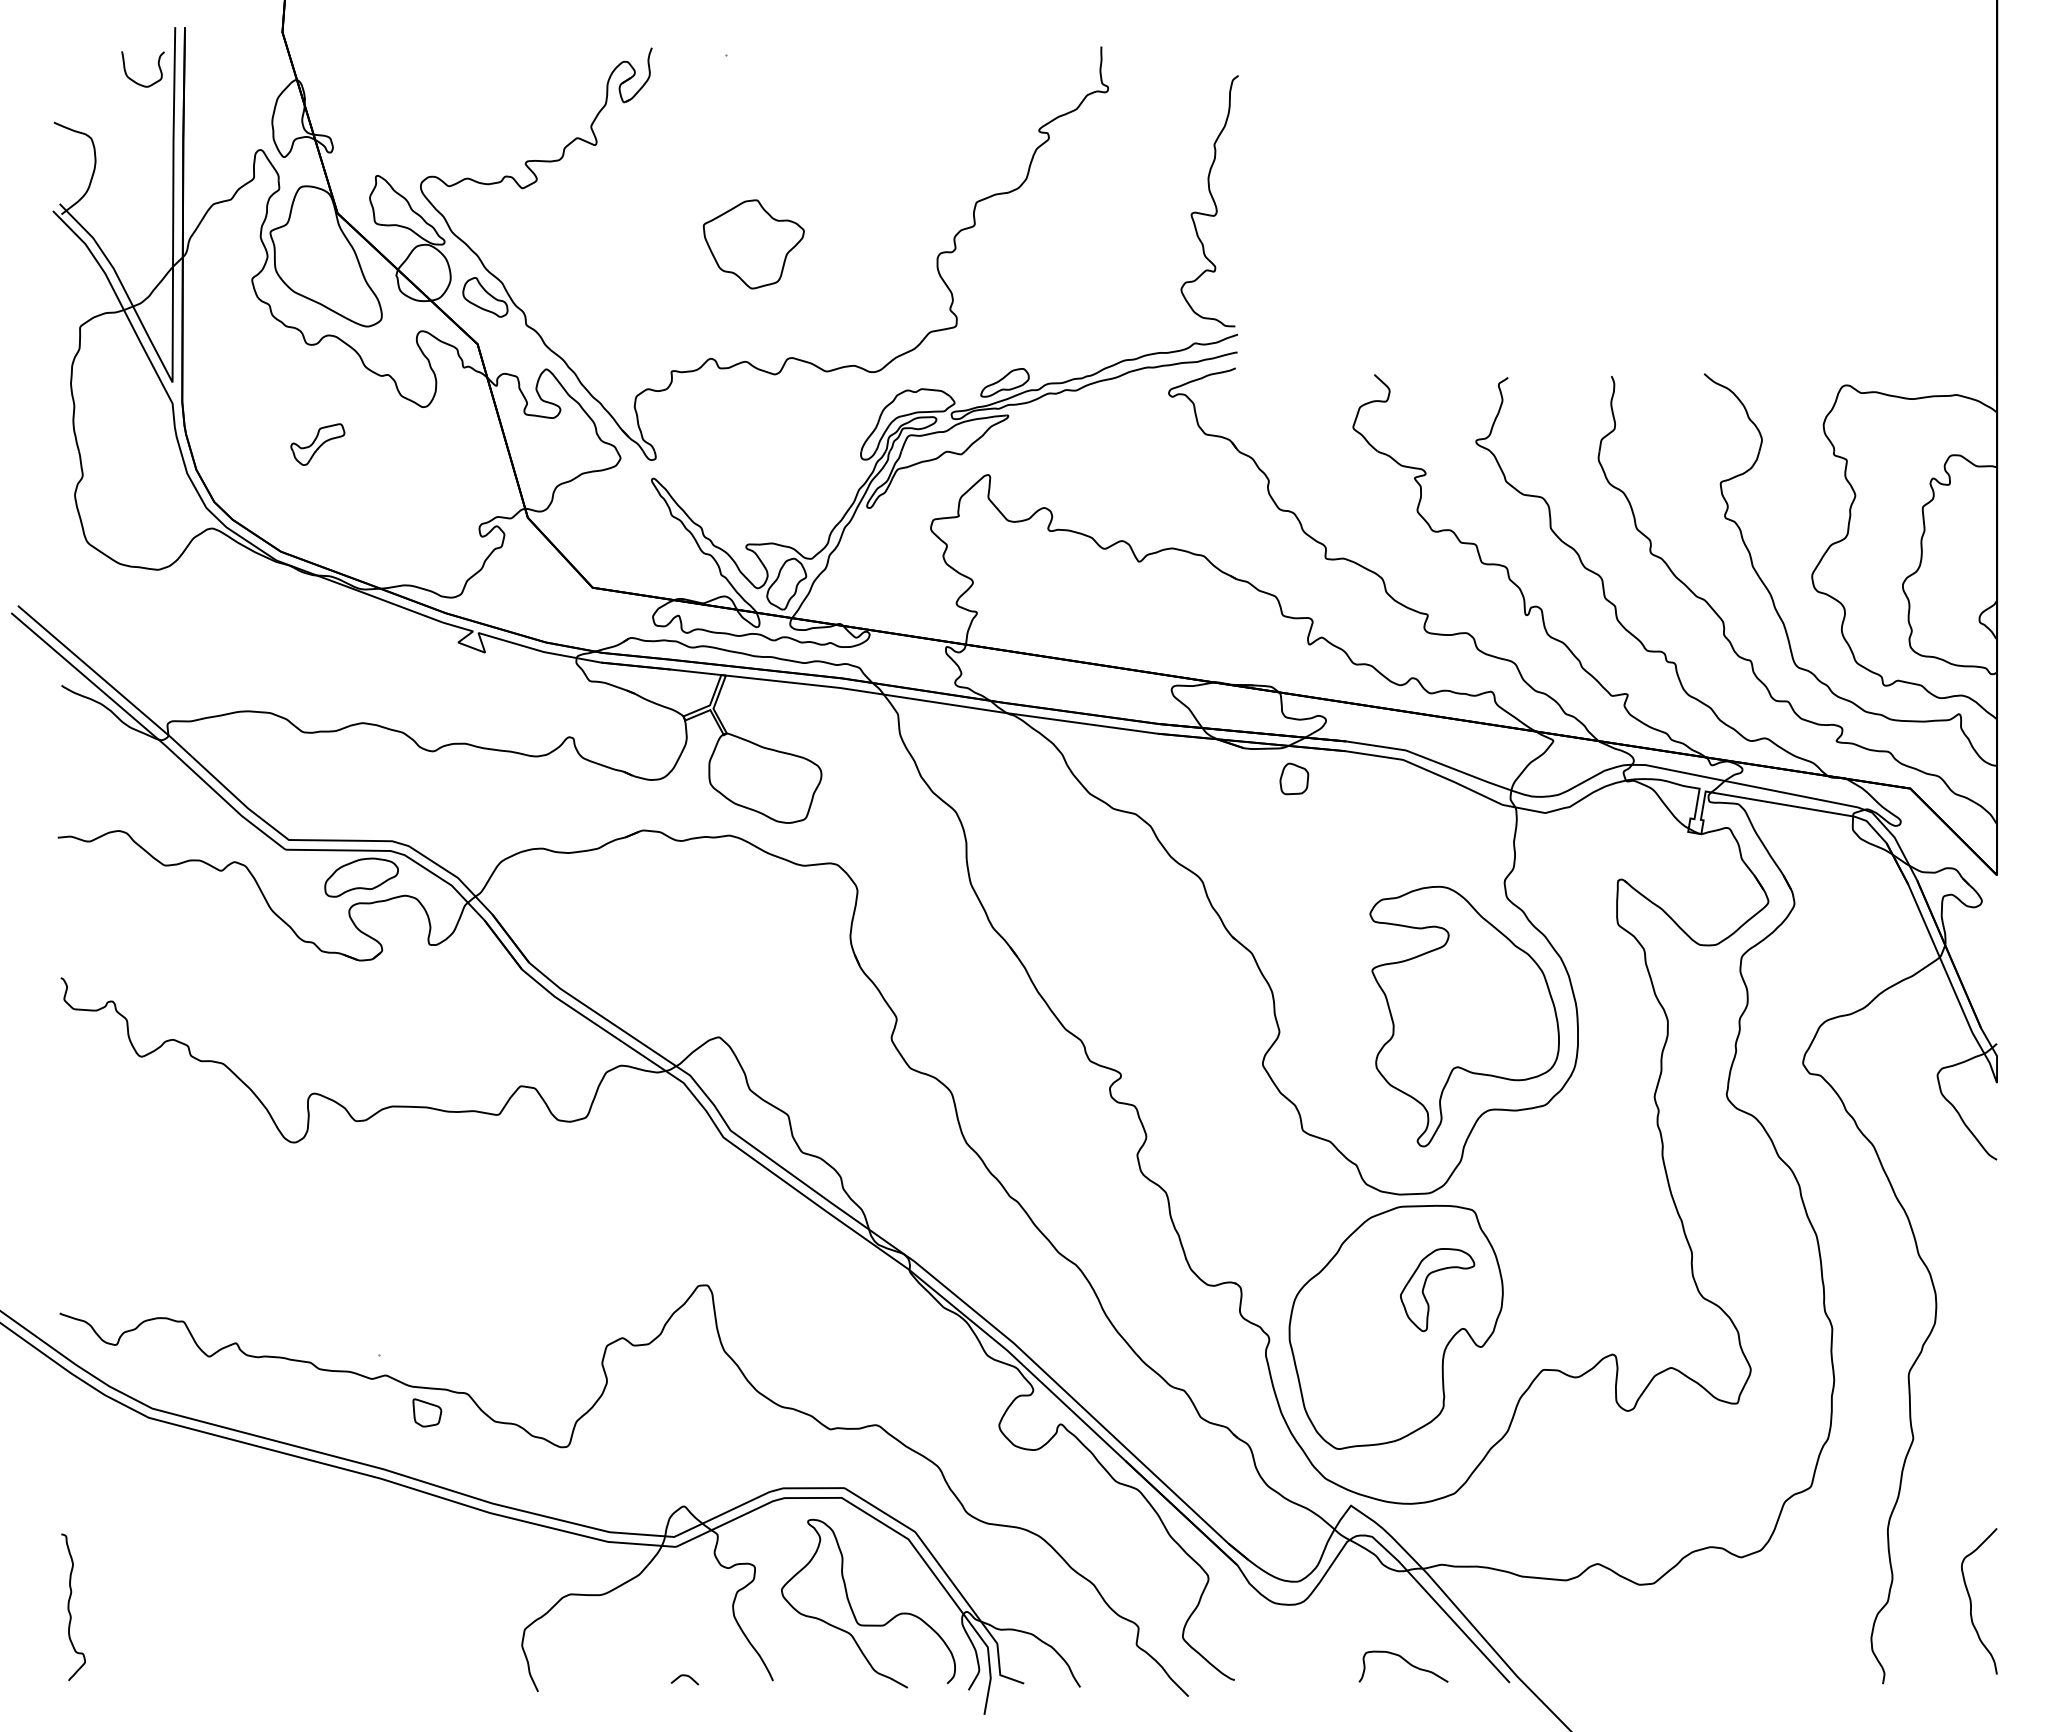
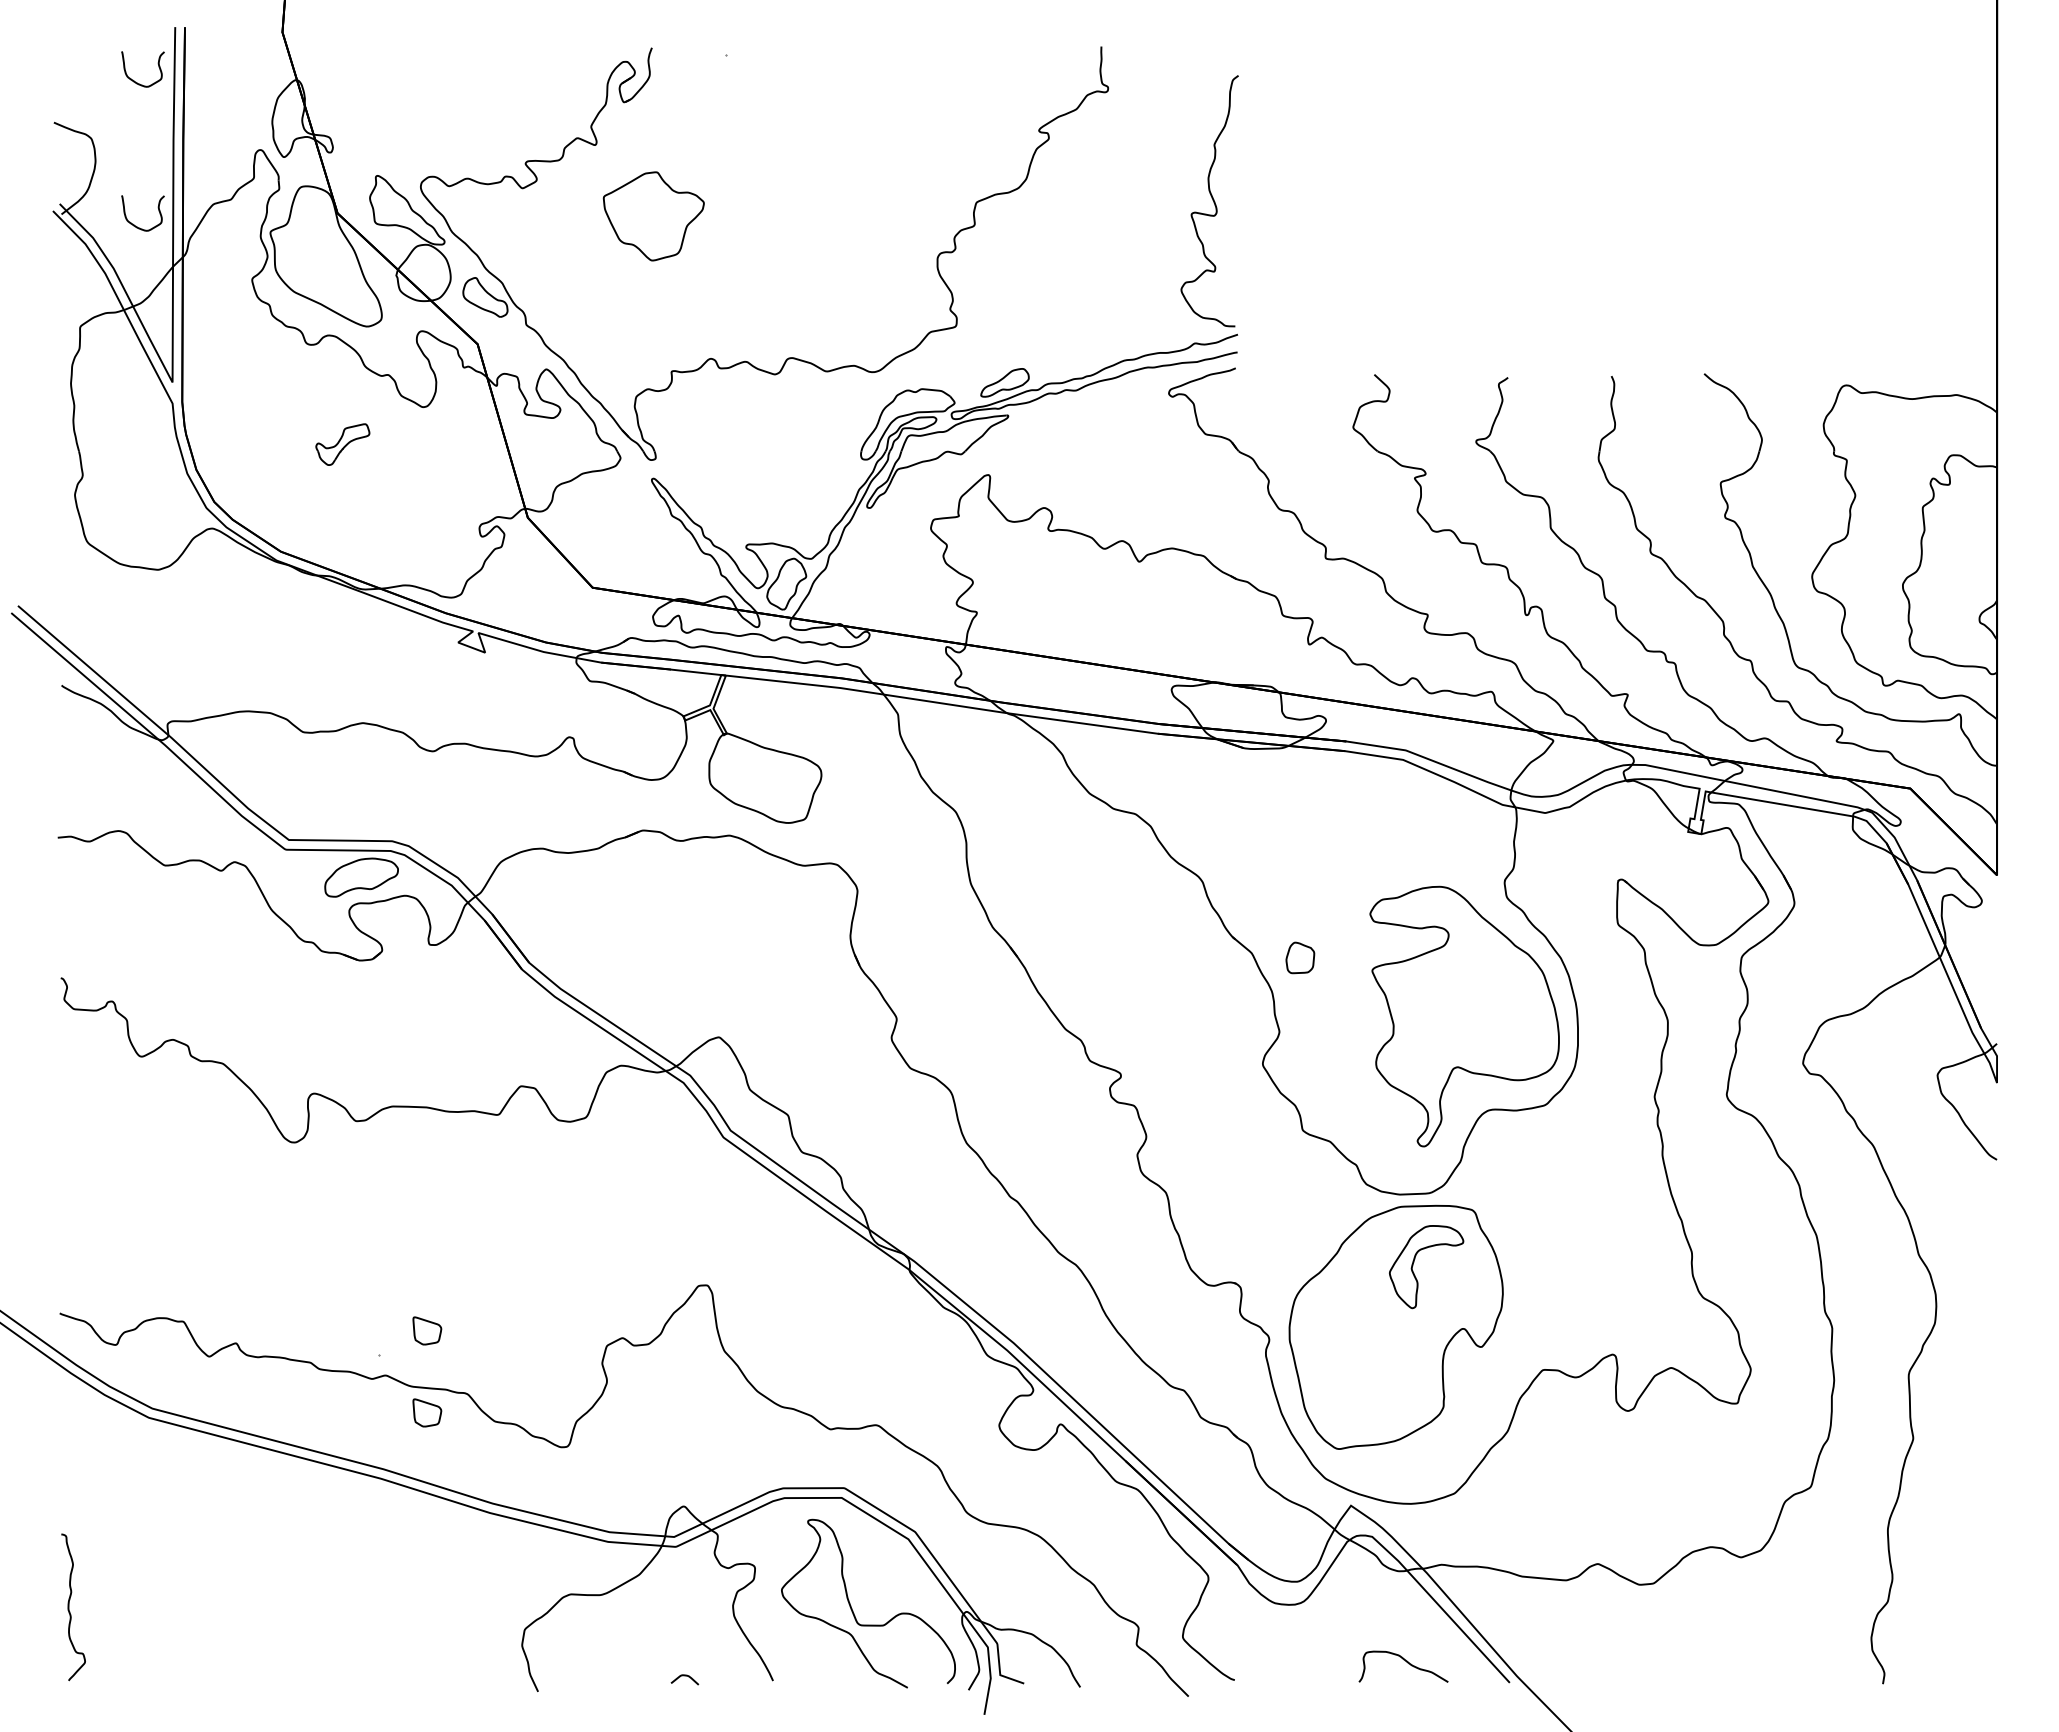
curve: none -> present (134, 224)
part position: (753, 244) -> (653, 216) (653, 216)
part position: (317, 444) -> (342, 444) (342, 444)
part position: (1294, 778) -> (1300, 957) (1300, 957)
part position: (1425, 1285) -> (1414, 1262) (1414, 1262)
part: none -> present (427, 1330)
curve: present -> none (1971, 1601)
